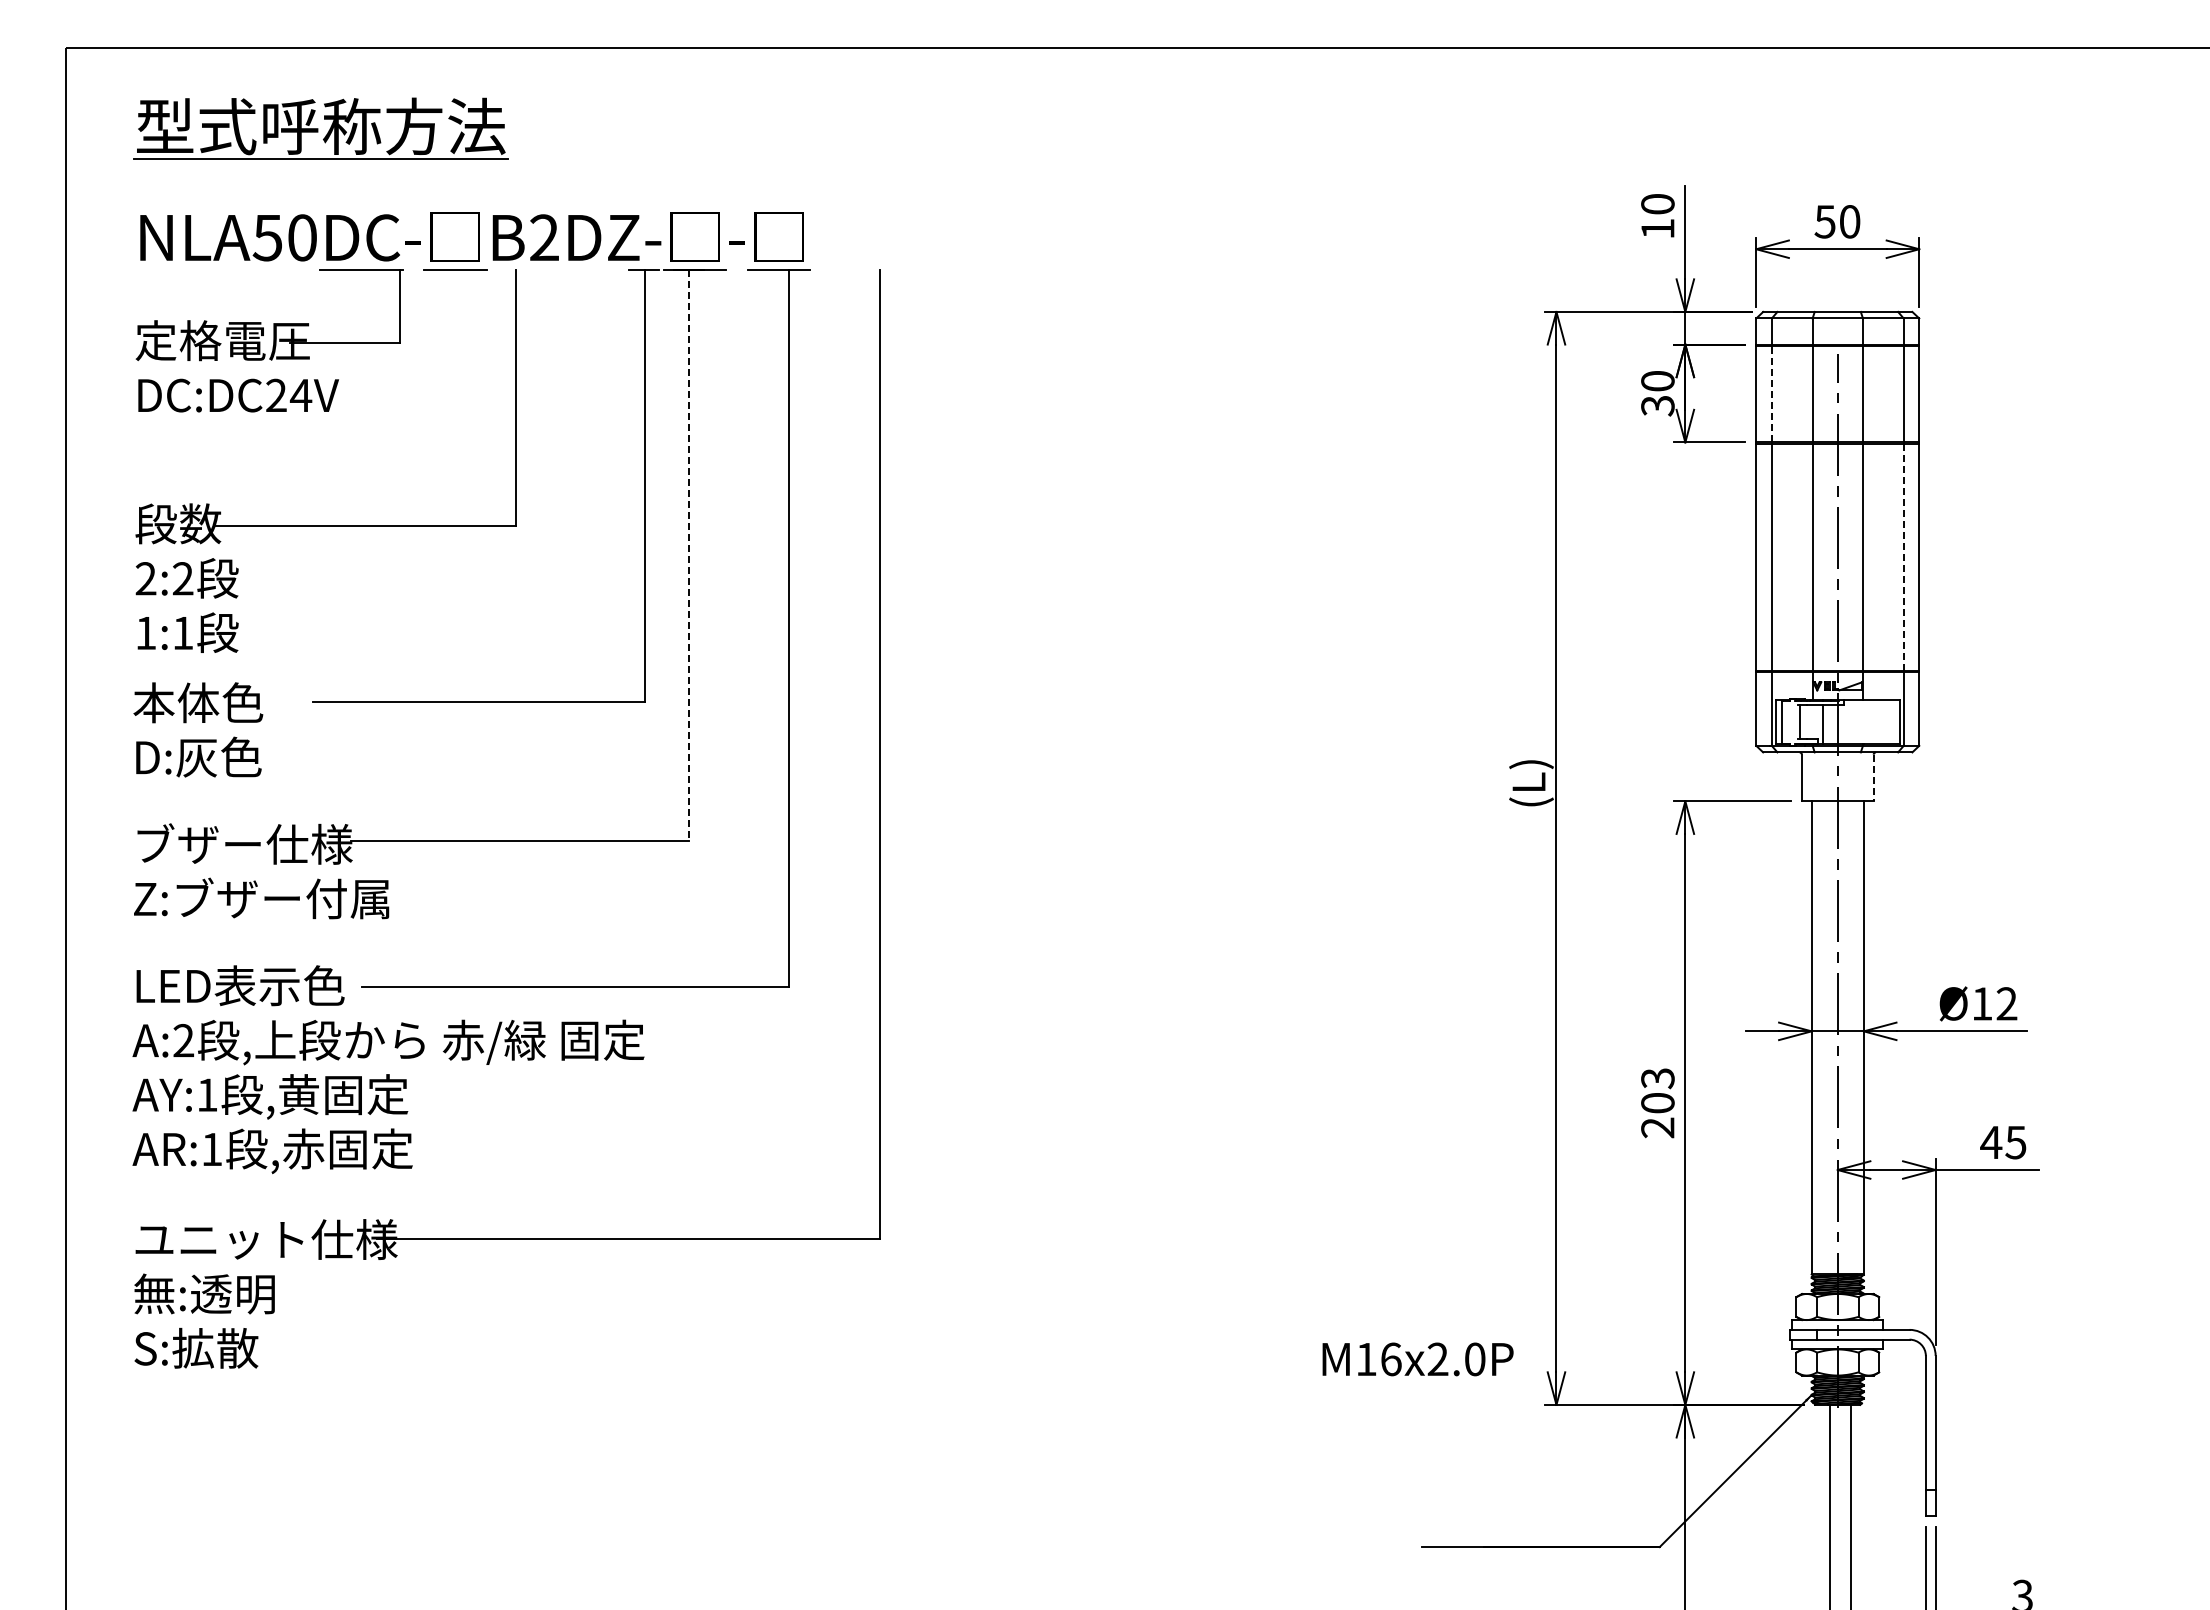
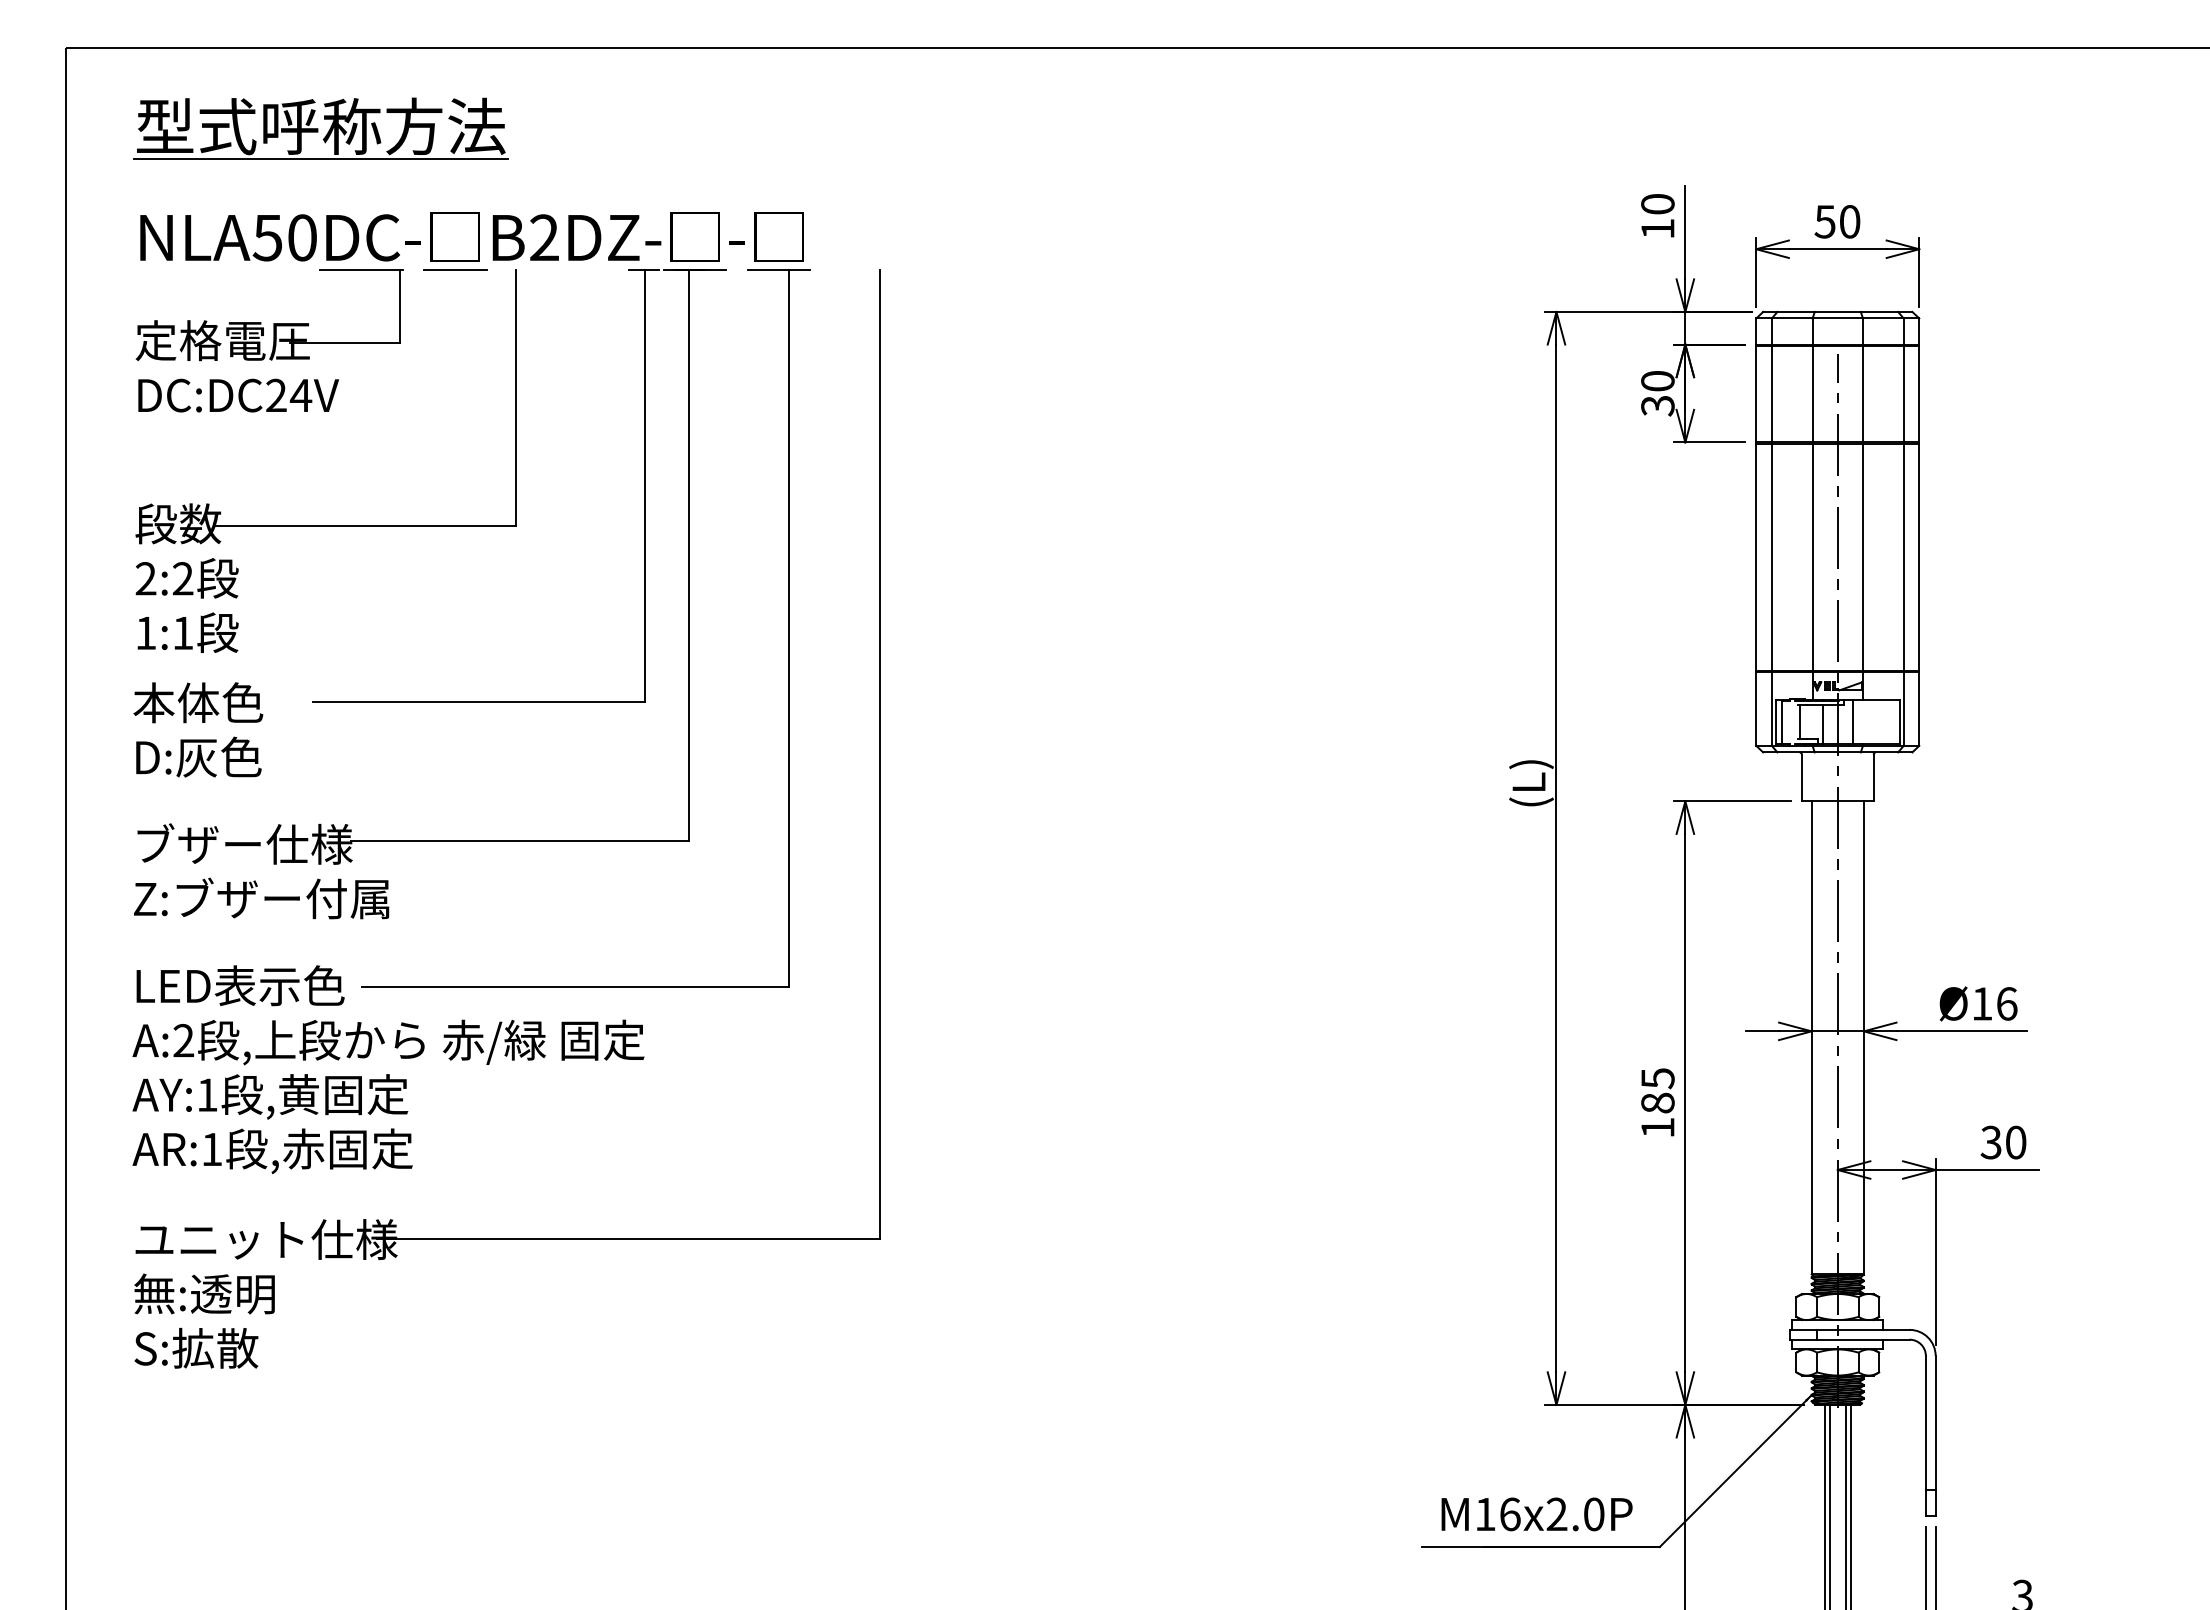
line: dashed -> solid (1771, 393)
line: dashed -> solid (689, 555)
line: dashed -> solid (1903, 556)
line: none -> present (1852, 722)
line: dashed -> solid (1873, 778)
text: Ø12 -> Ø16 (2006, 1003)
text: 203 -> 185 (1657, 1103)
text: 45 -> 30 (2003, 1142)
text position: (1417, 1359) -> (1536, 1514) (1536, 1514)
line: none -> present (1824, 1505)
line: none -> present (1845, 1505)
